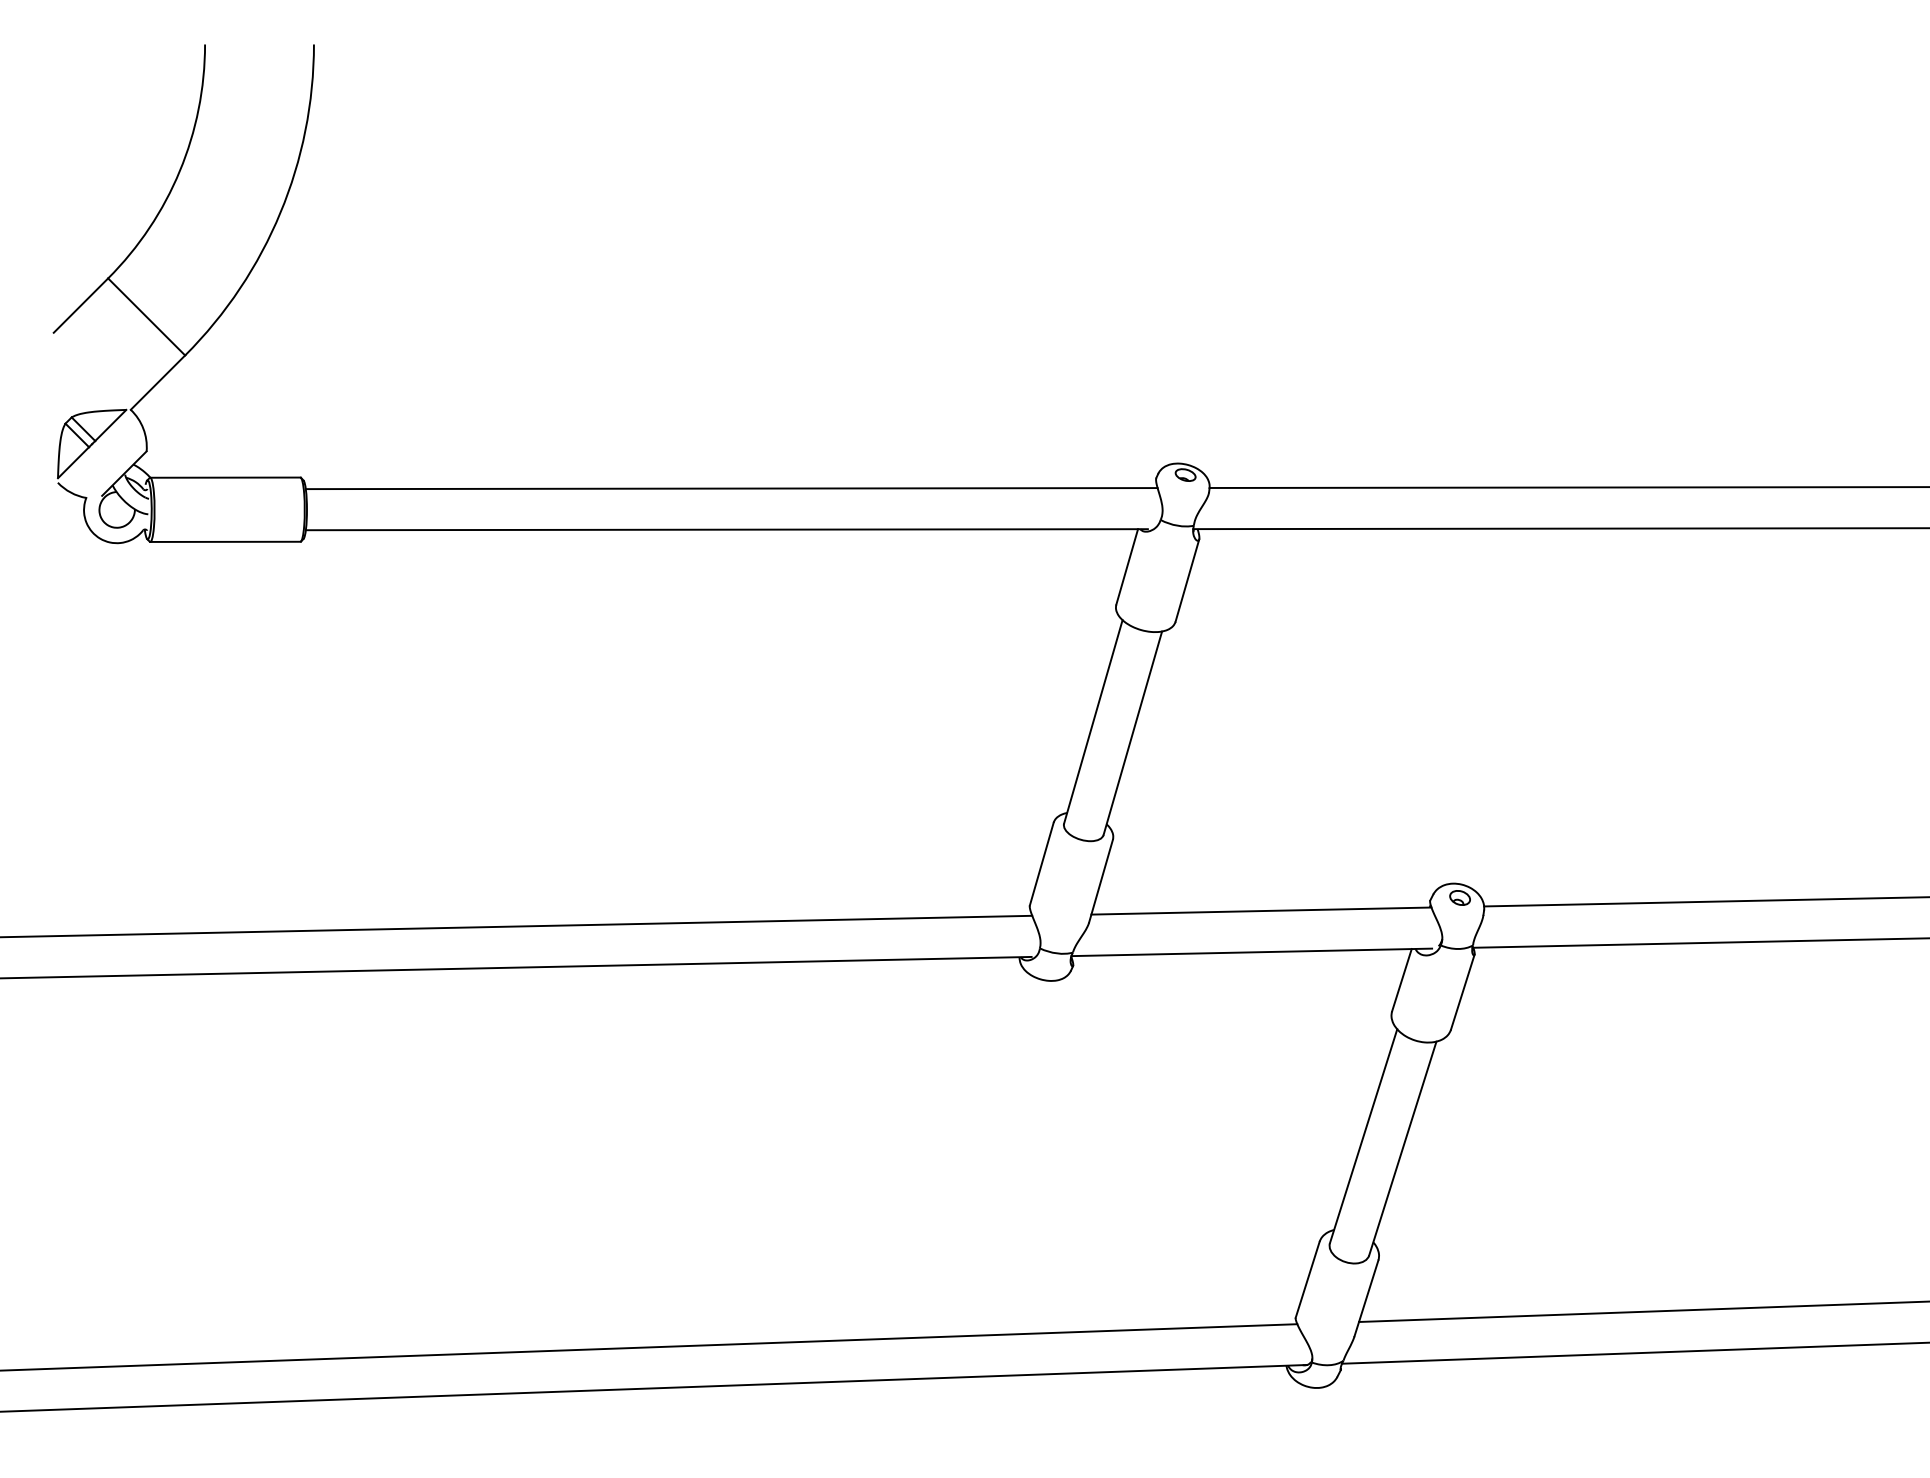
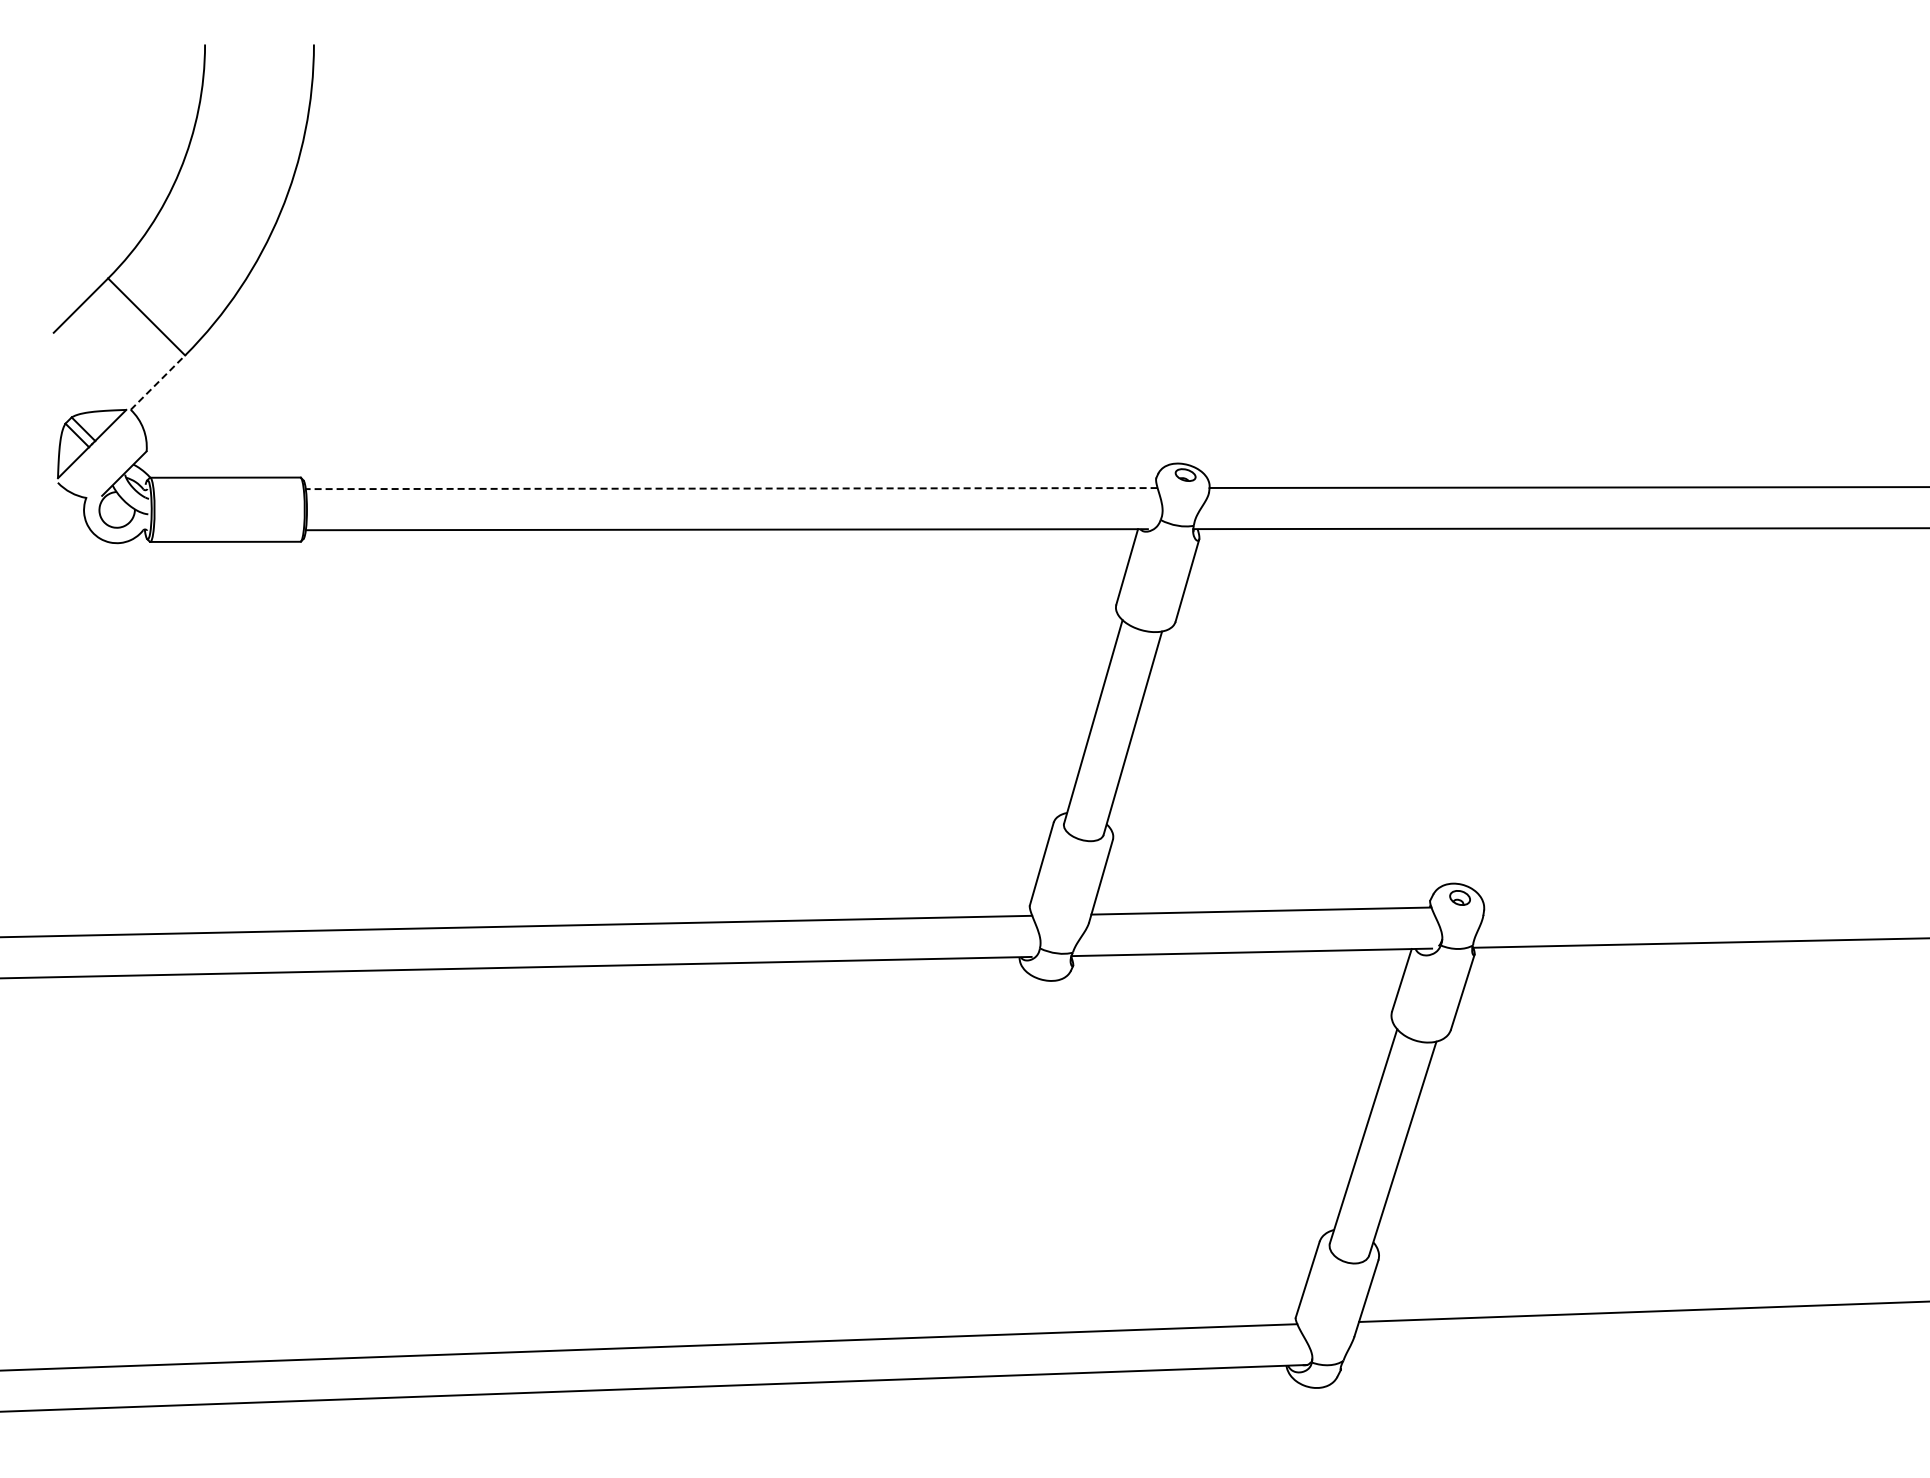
line: solid -> dashed (158, 382)
line: solid -> dashed (731, 488)
line: present -> none (1705, 901)
line: present -> none (1634, 1352)
